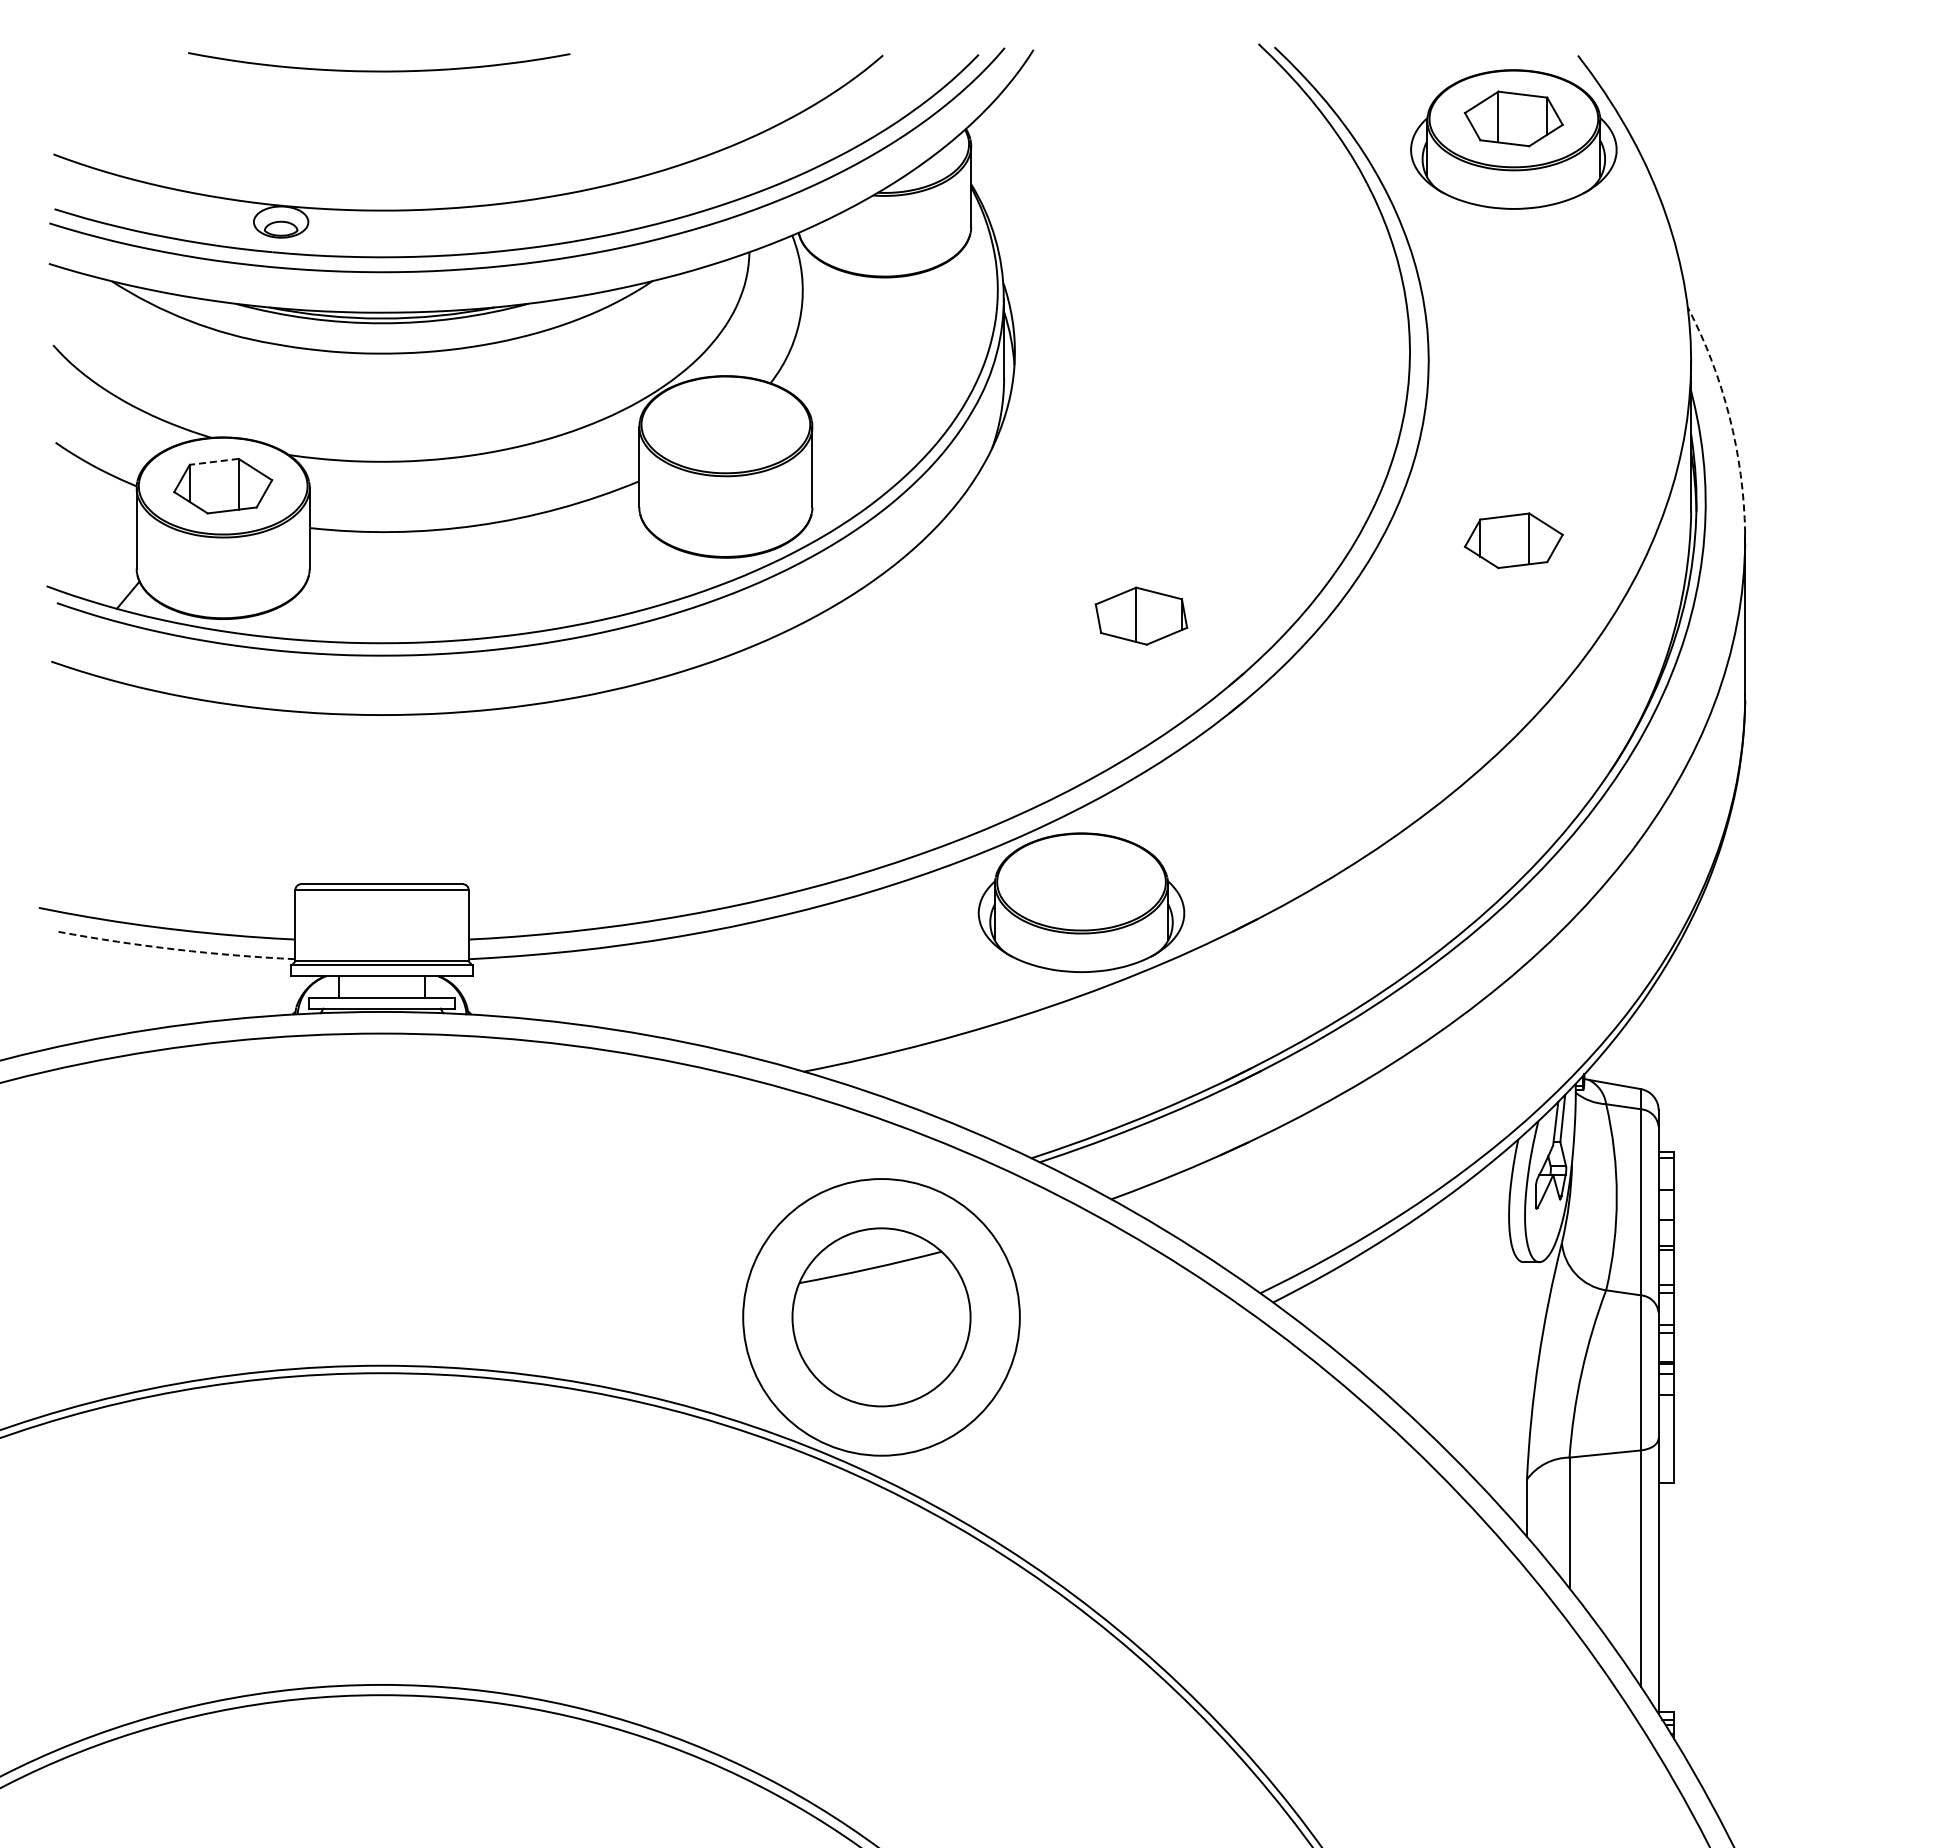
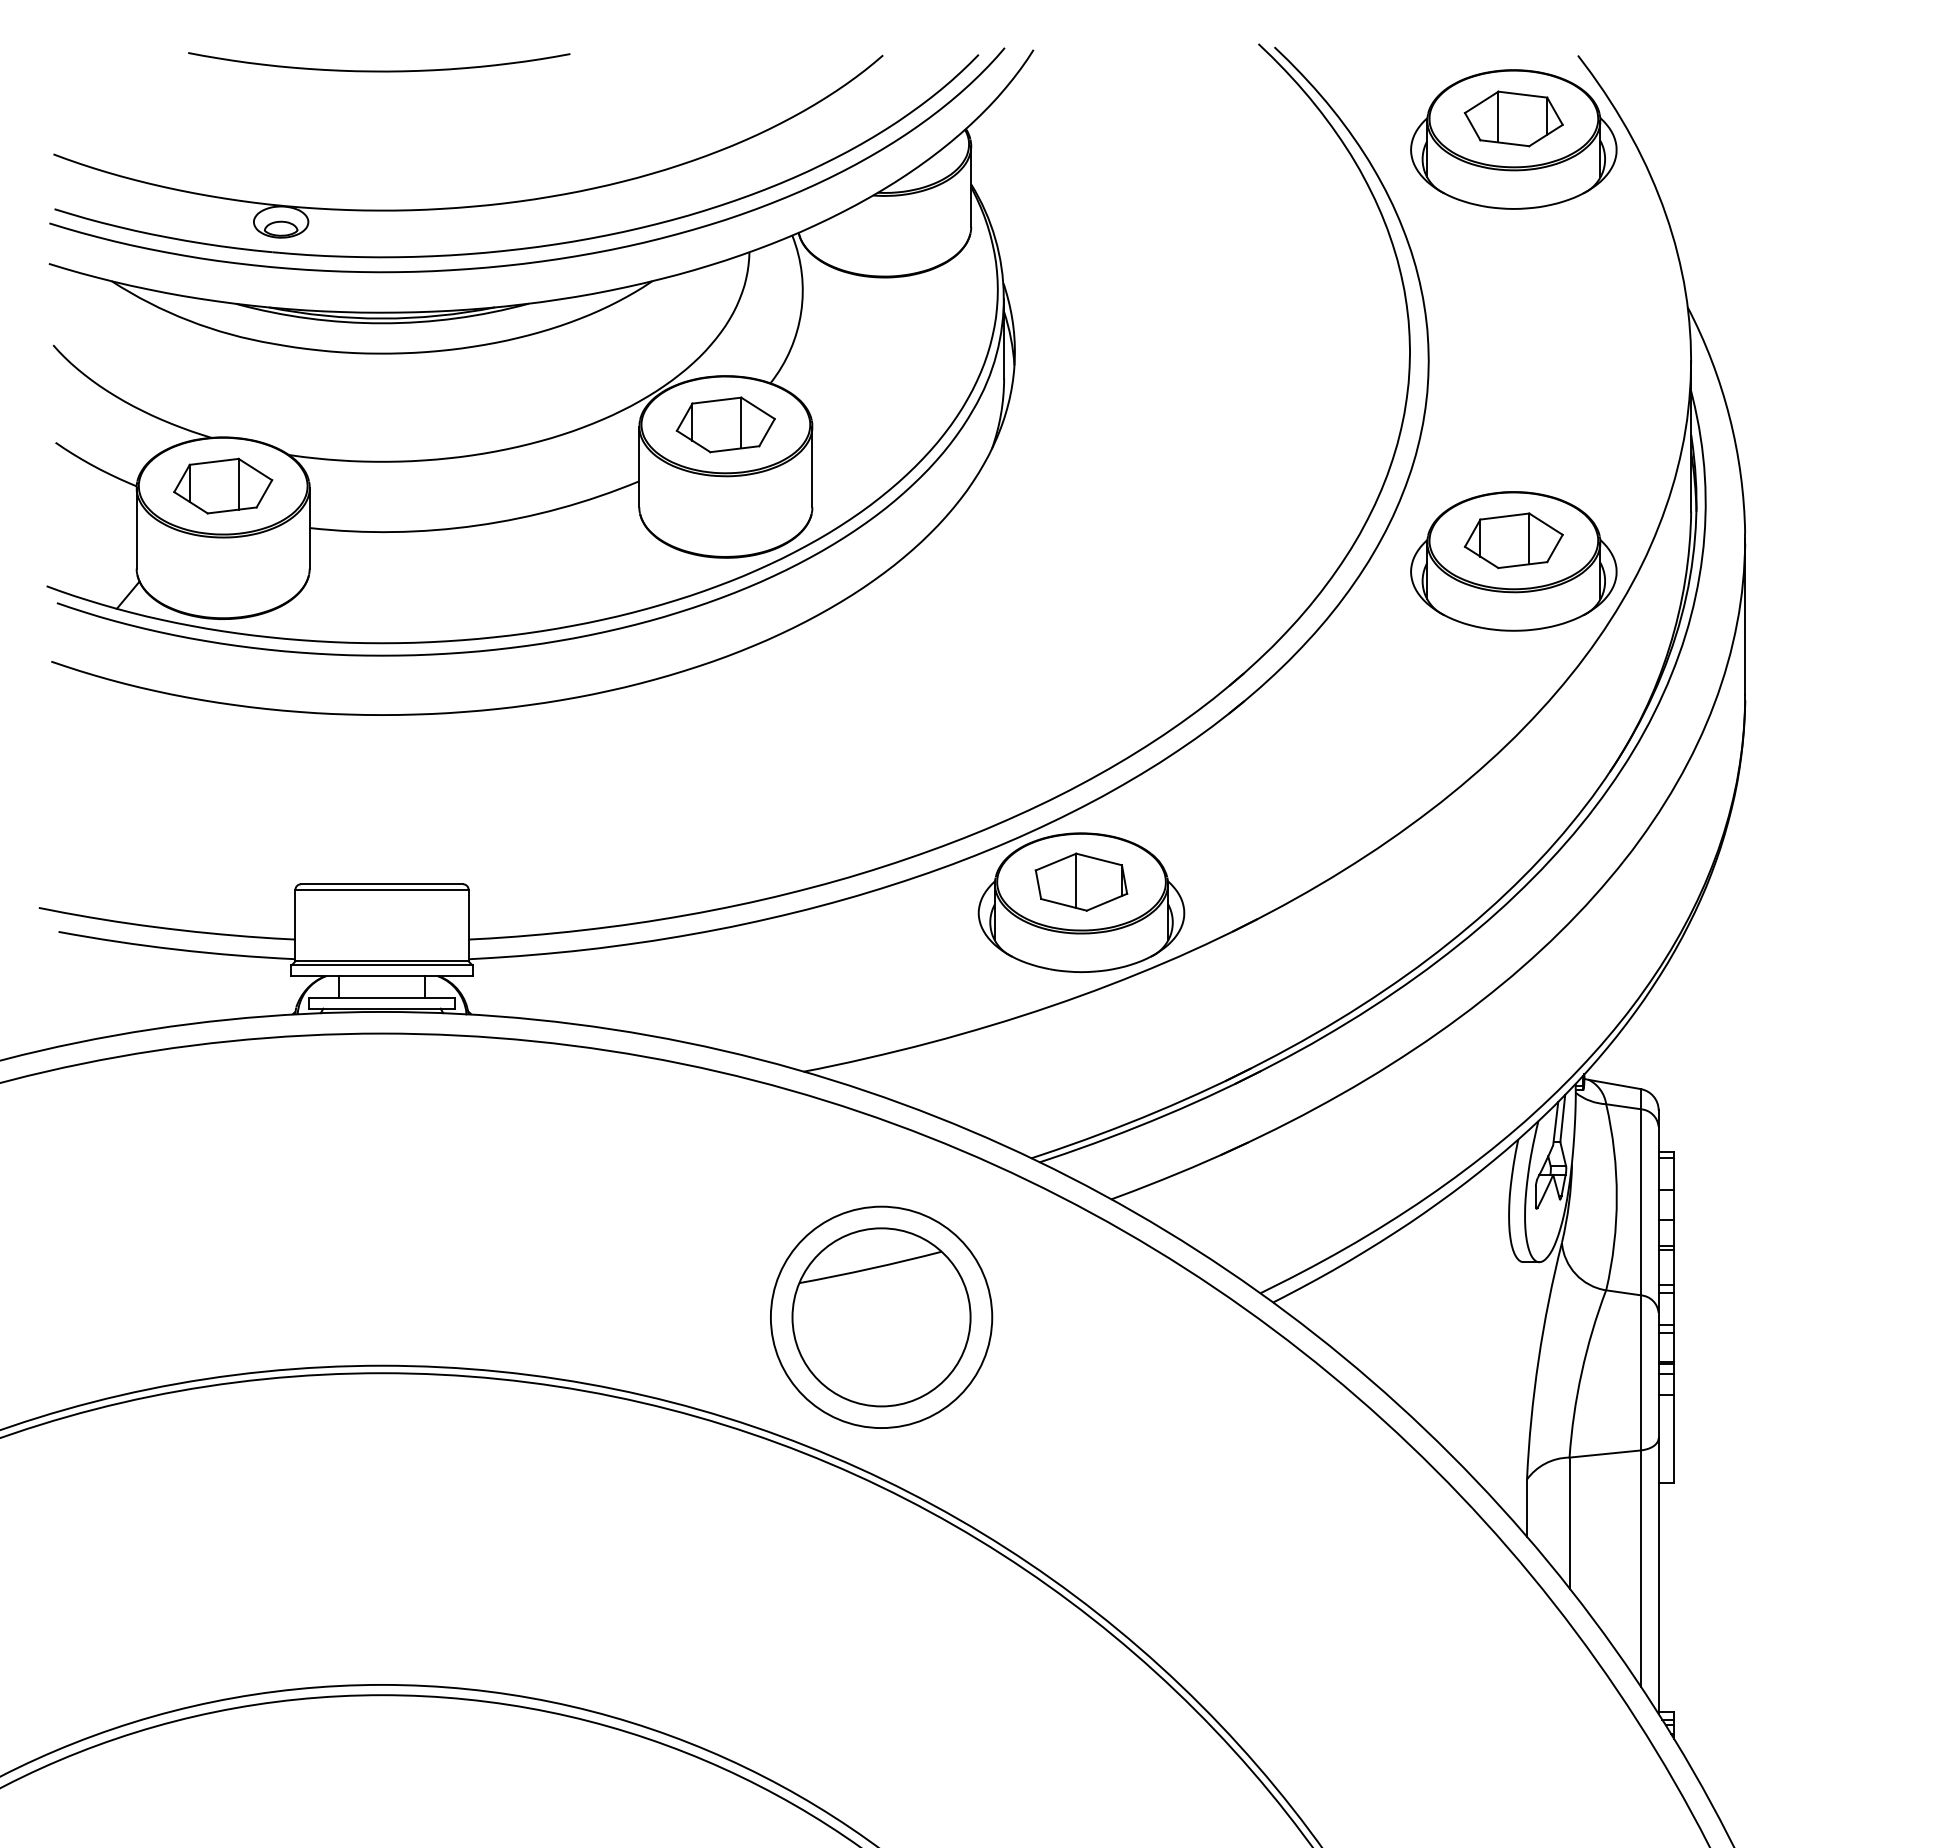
arc: dashed -> solid (1729, 416)
part: none -> present (725, 424)
line: dashed -> solid (214, 461)
part: none -> present (1513, 561)
part position: (1141, 615) -> (1081, 881) (1081, 881)
arc: dashed -> solid (176, 949)
circle diameter: 277 px -> 221 px (881, 1317)
